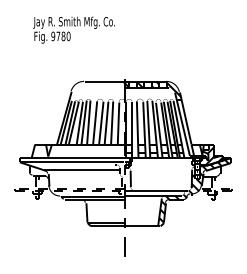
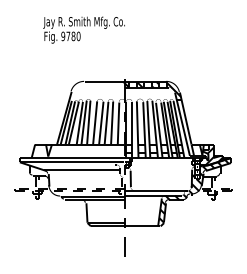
text position: (73, 29) -> (83, 29) (83, 29)
